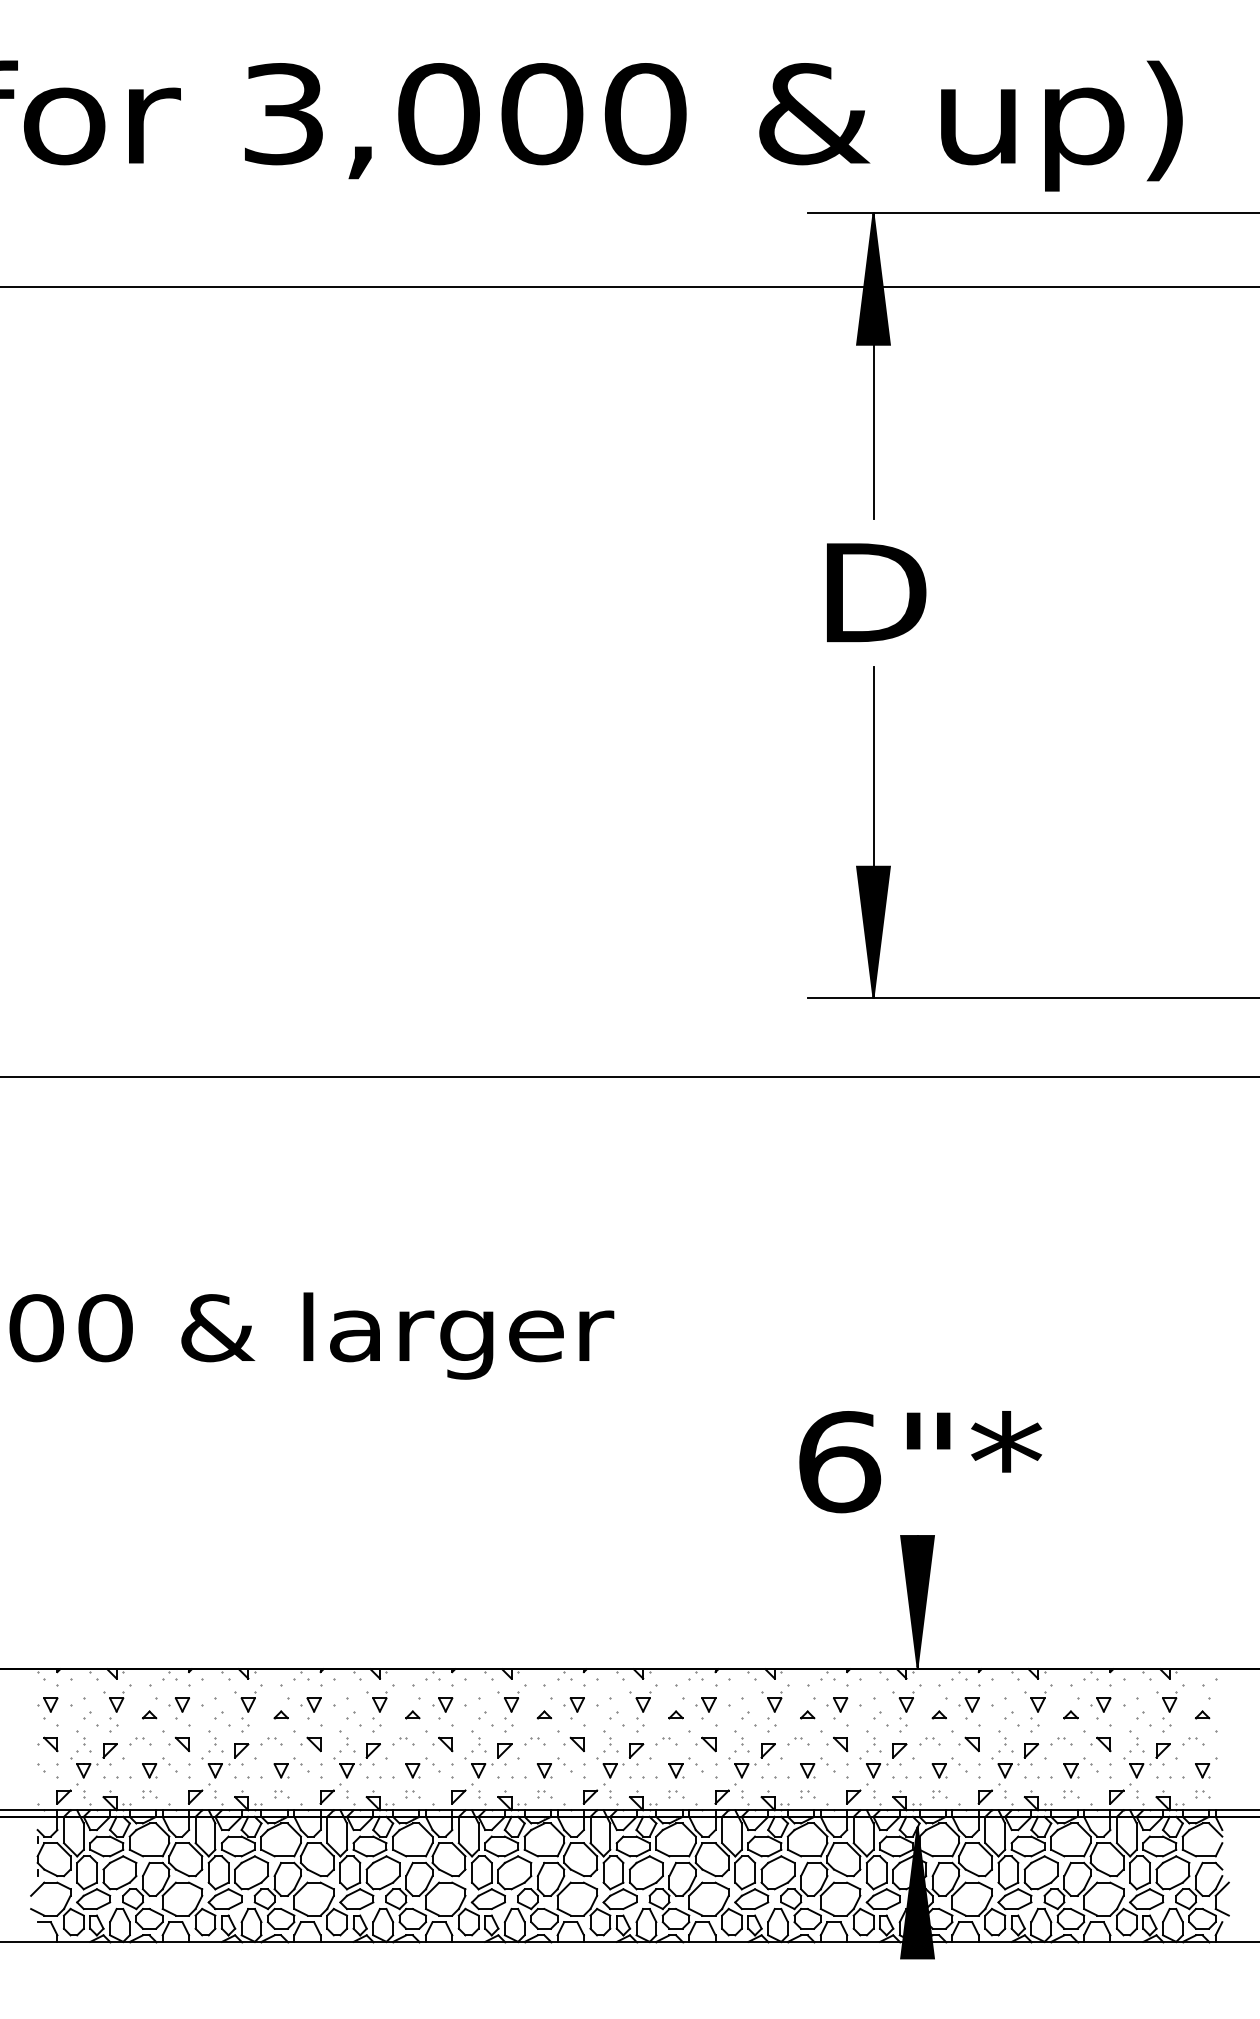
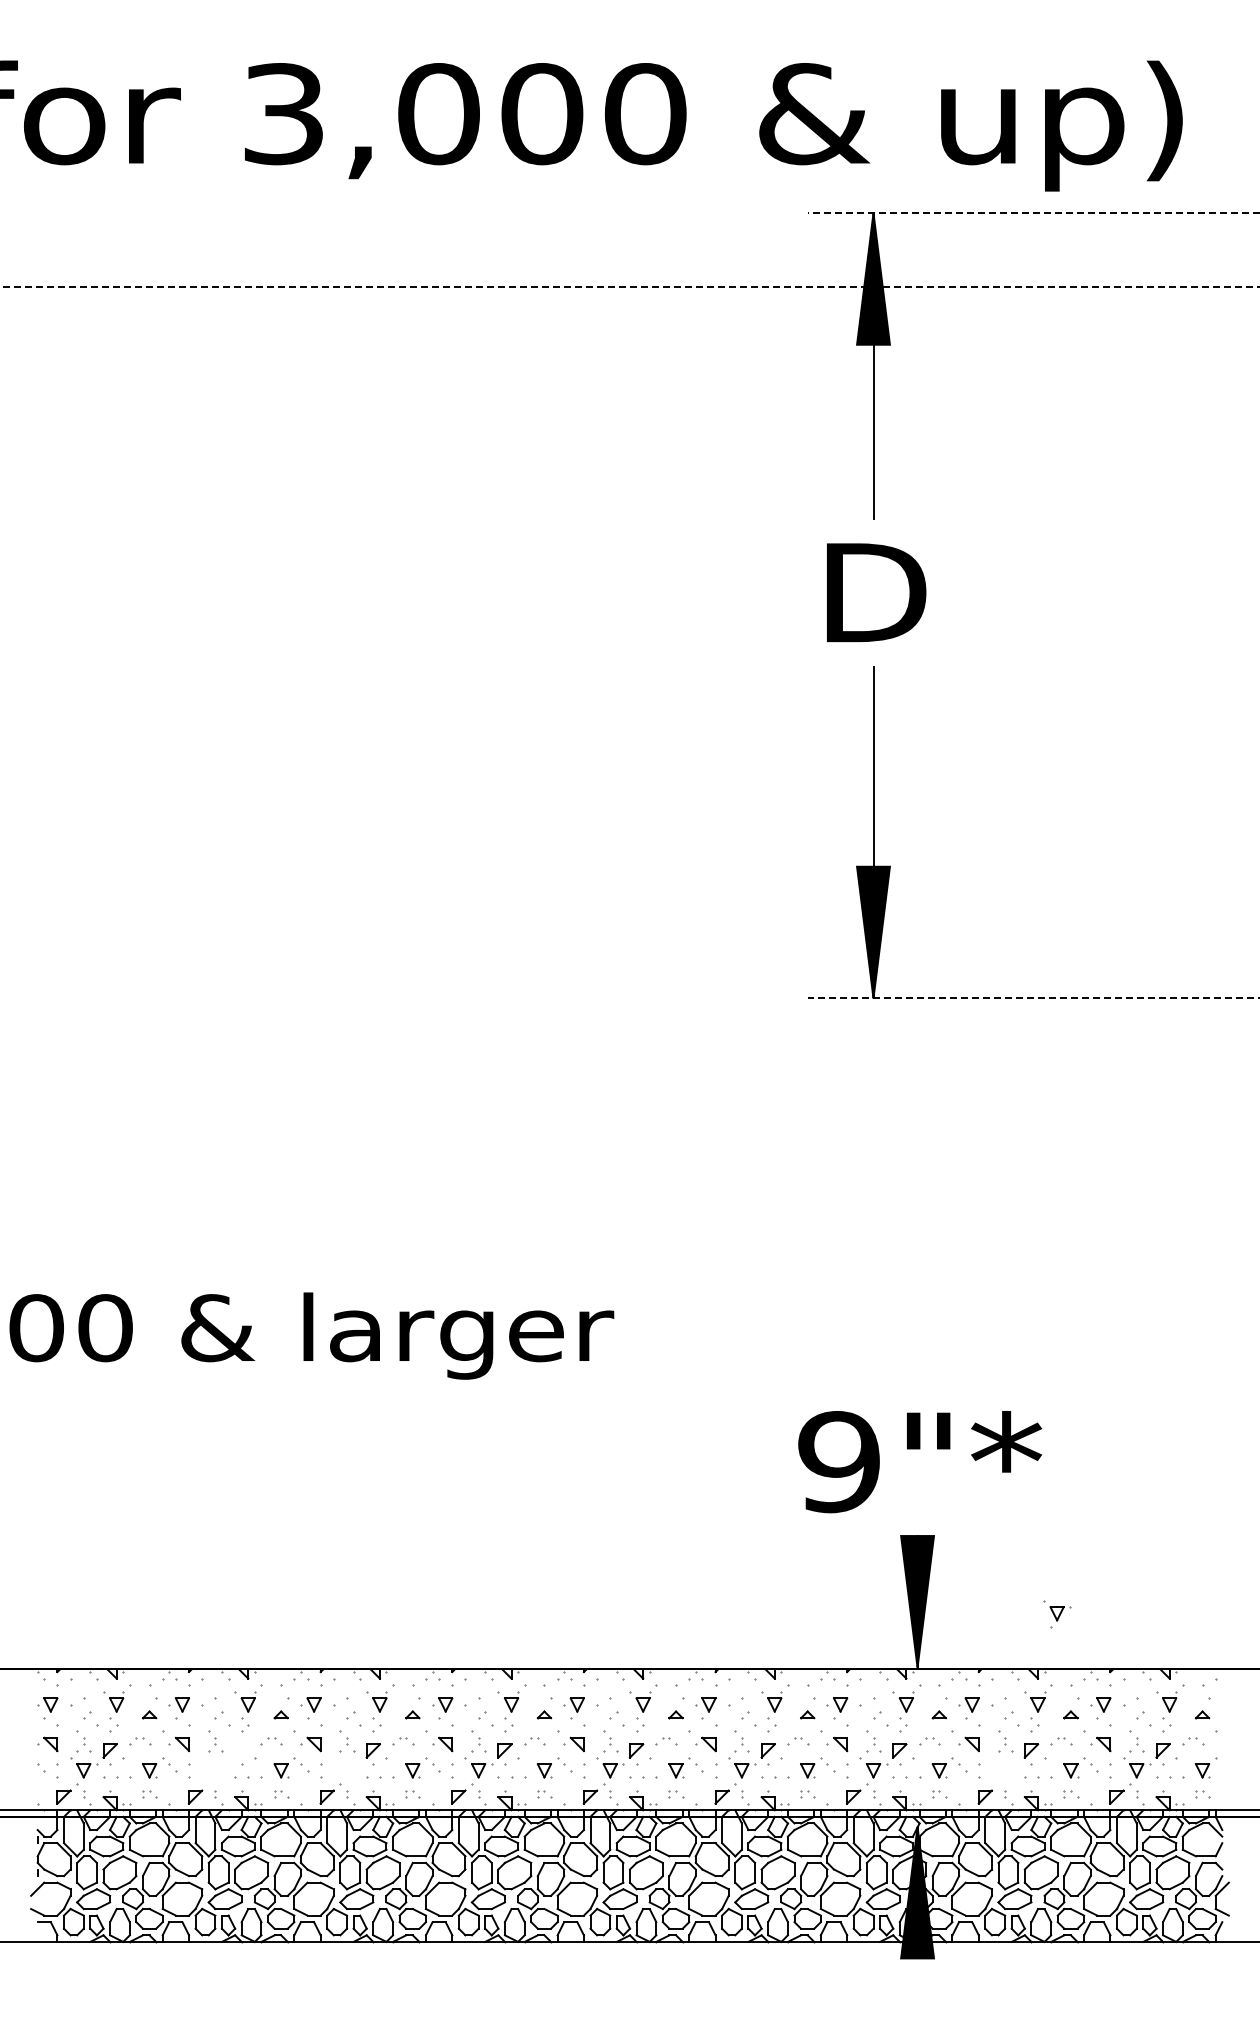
line: solid -> dashed (1033, 213)
line: solid -> dashed (630, 287)
line: solid -> dashed (1033, 998)
line: present -> none (629, 1076)
text: 6"* -> 9"* (839, 1462)
part: present -> none (225, 1764)
part: present -> none (347, 1767)
part position: (1005, 1771) -> (1057, 1614) (1057, 1614)
